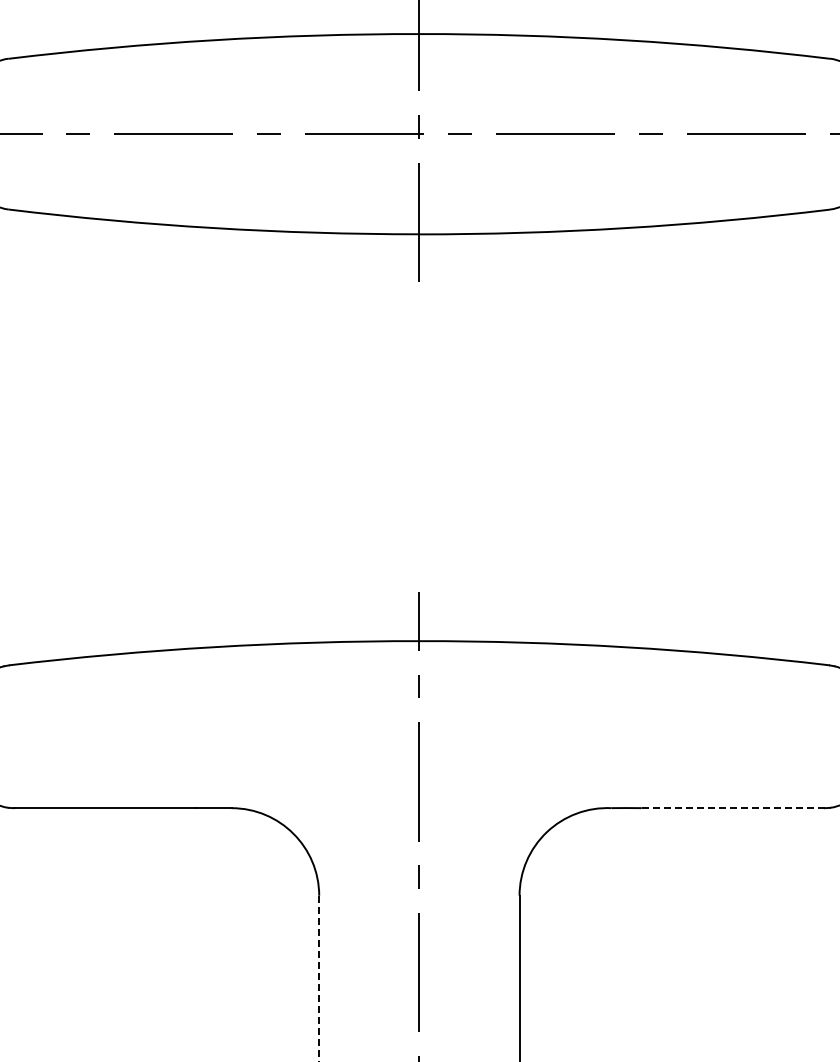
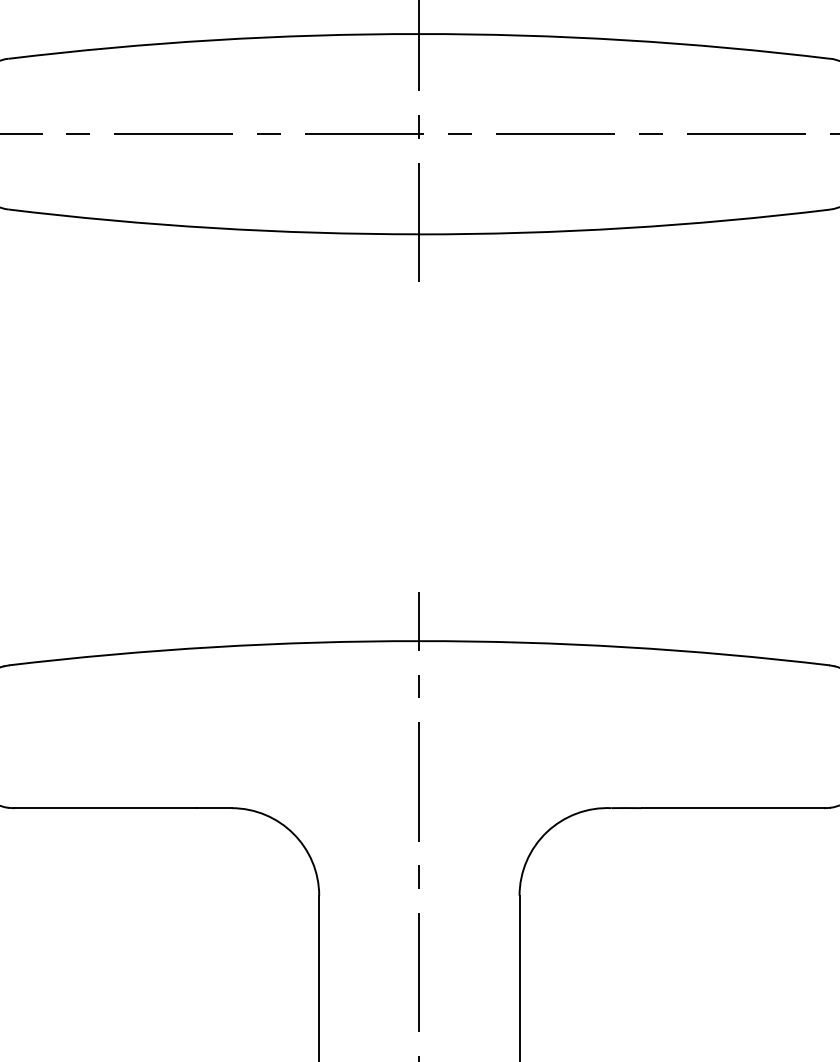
line: dashed -> solid (733, 808)
line: dashed -> solid (319, 978)
